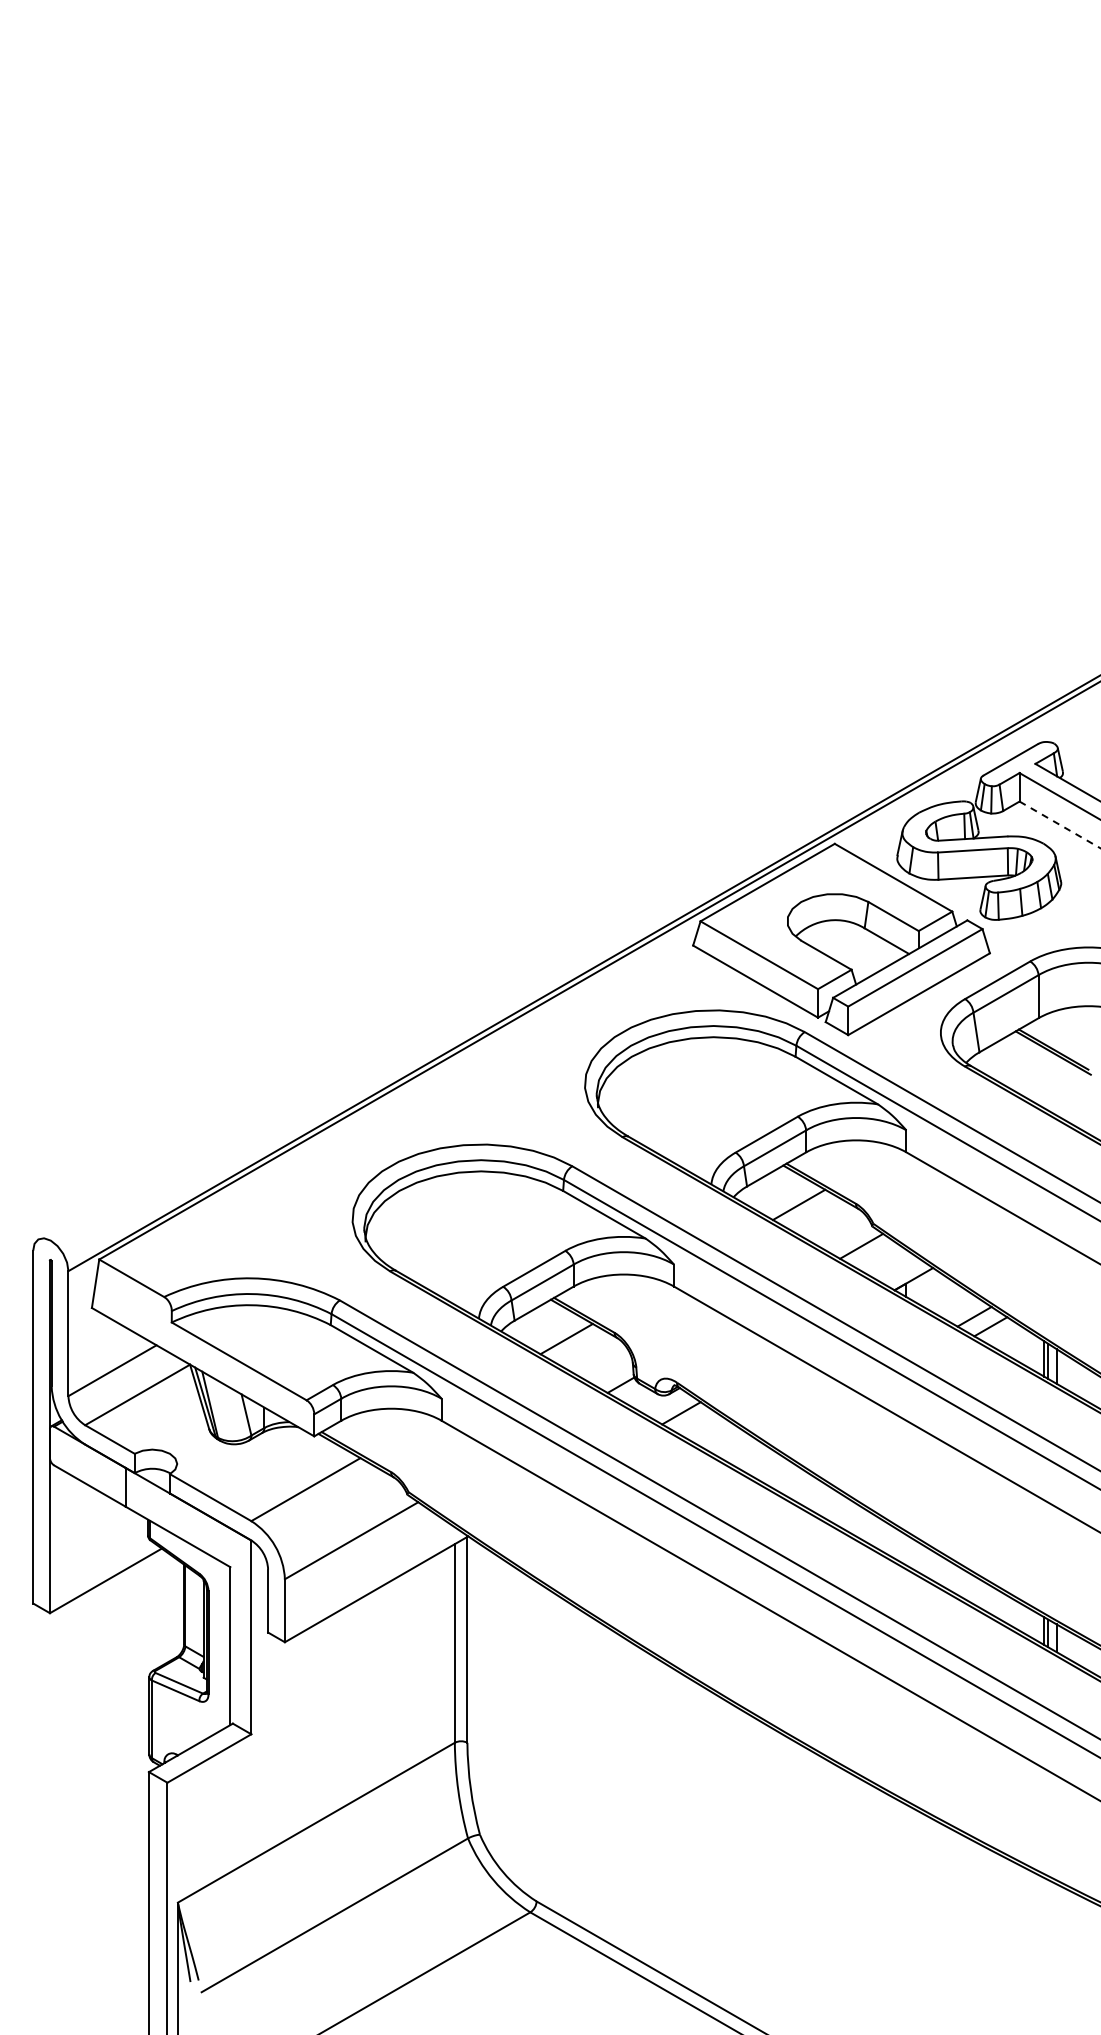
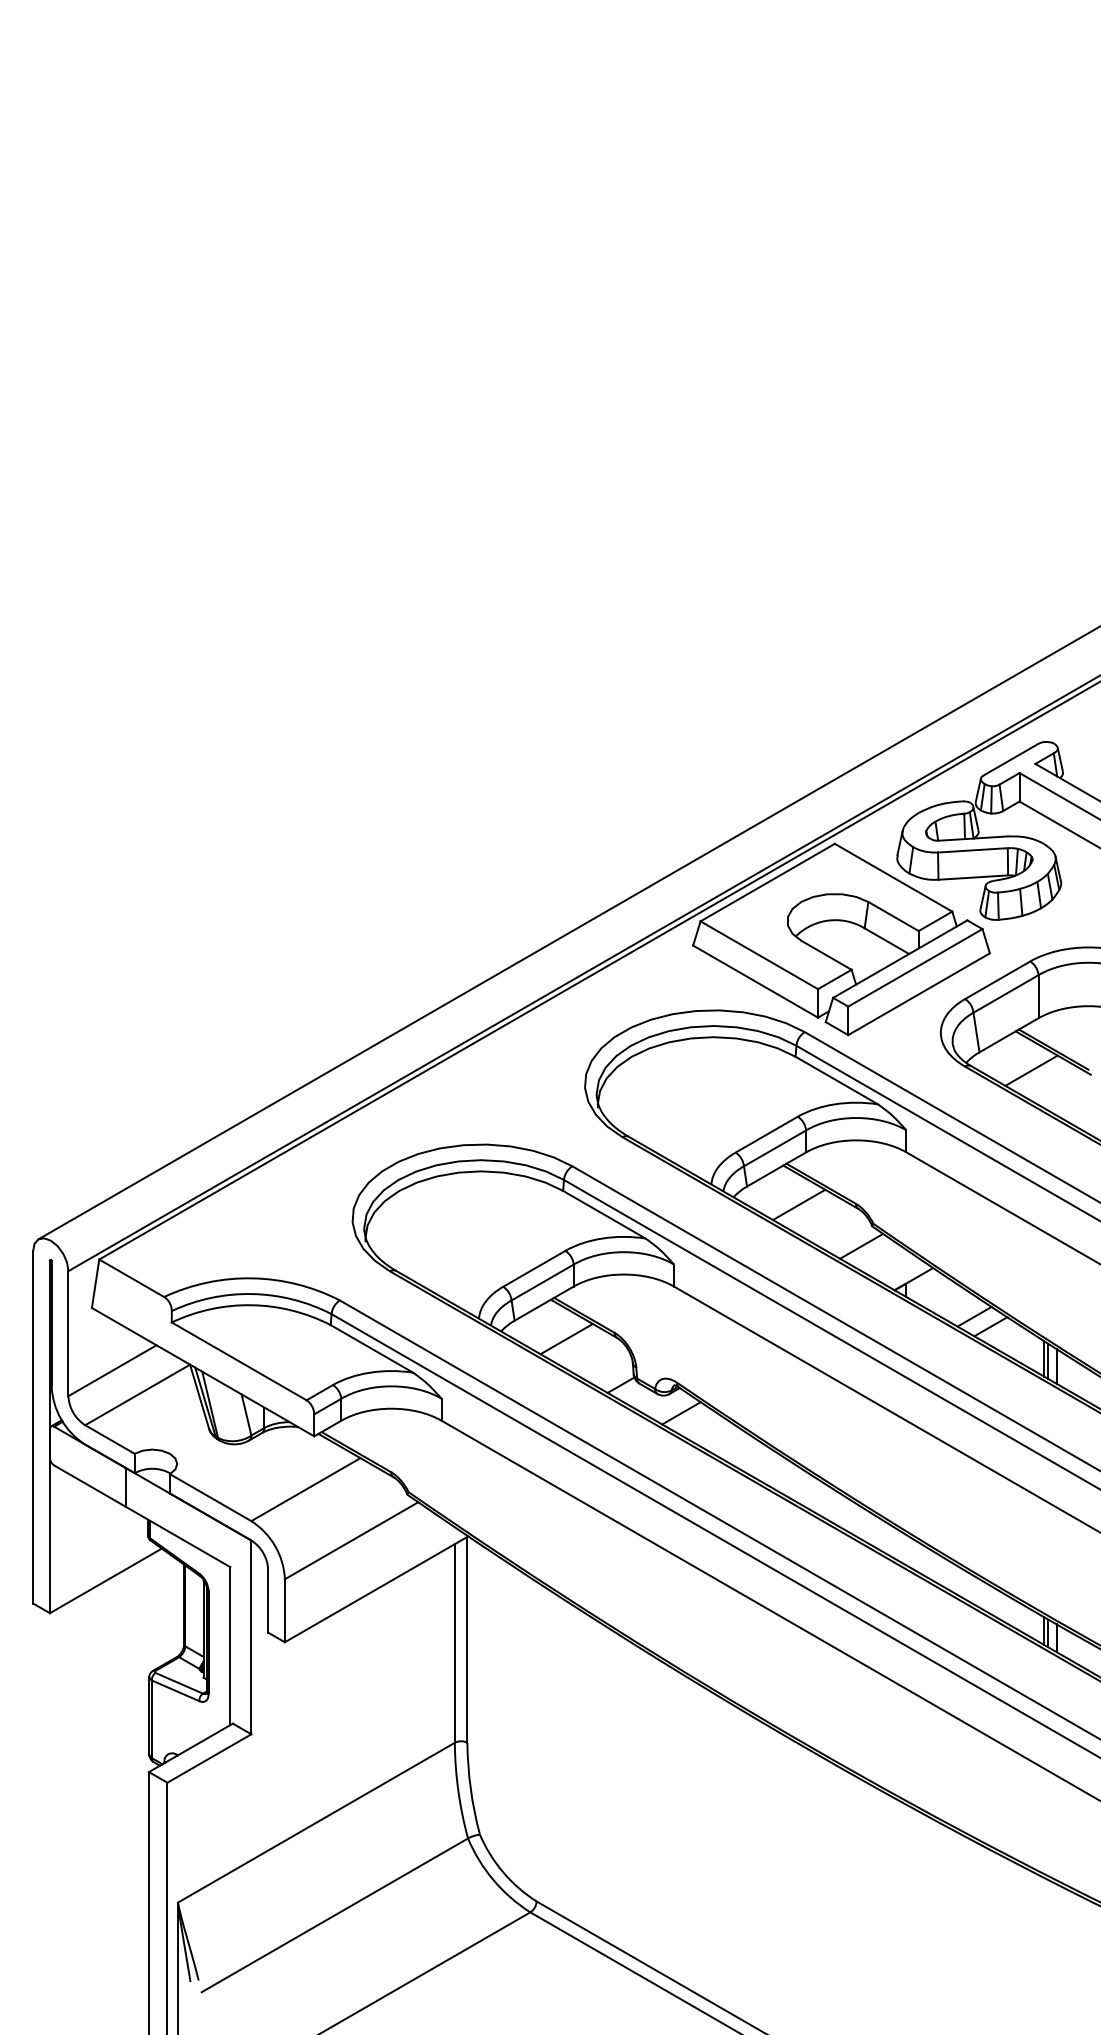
line: dashed -> solid (1060, 824)
line: none -> present (567, 933)
line: none -> present (1031, 1070)
